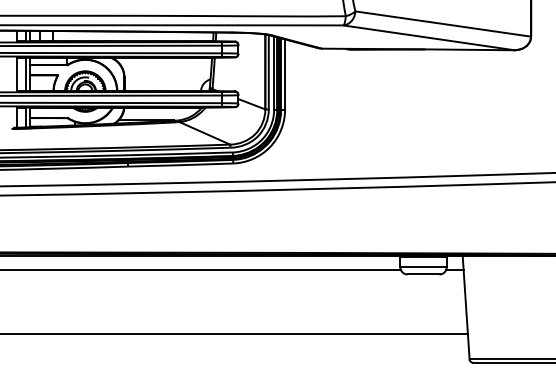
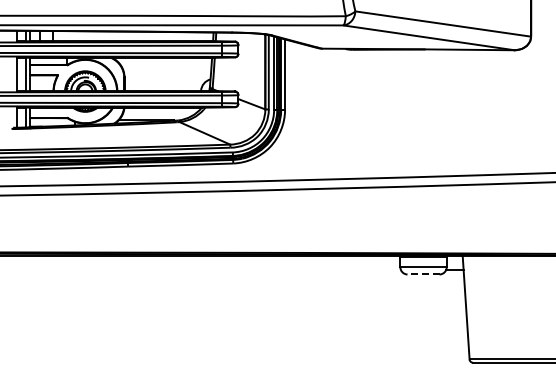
line: present -> none (201, 270)
line: solid -> dashed (423, 274)
line: present -> none (234, 334)
